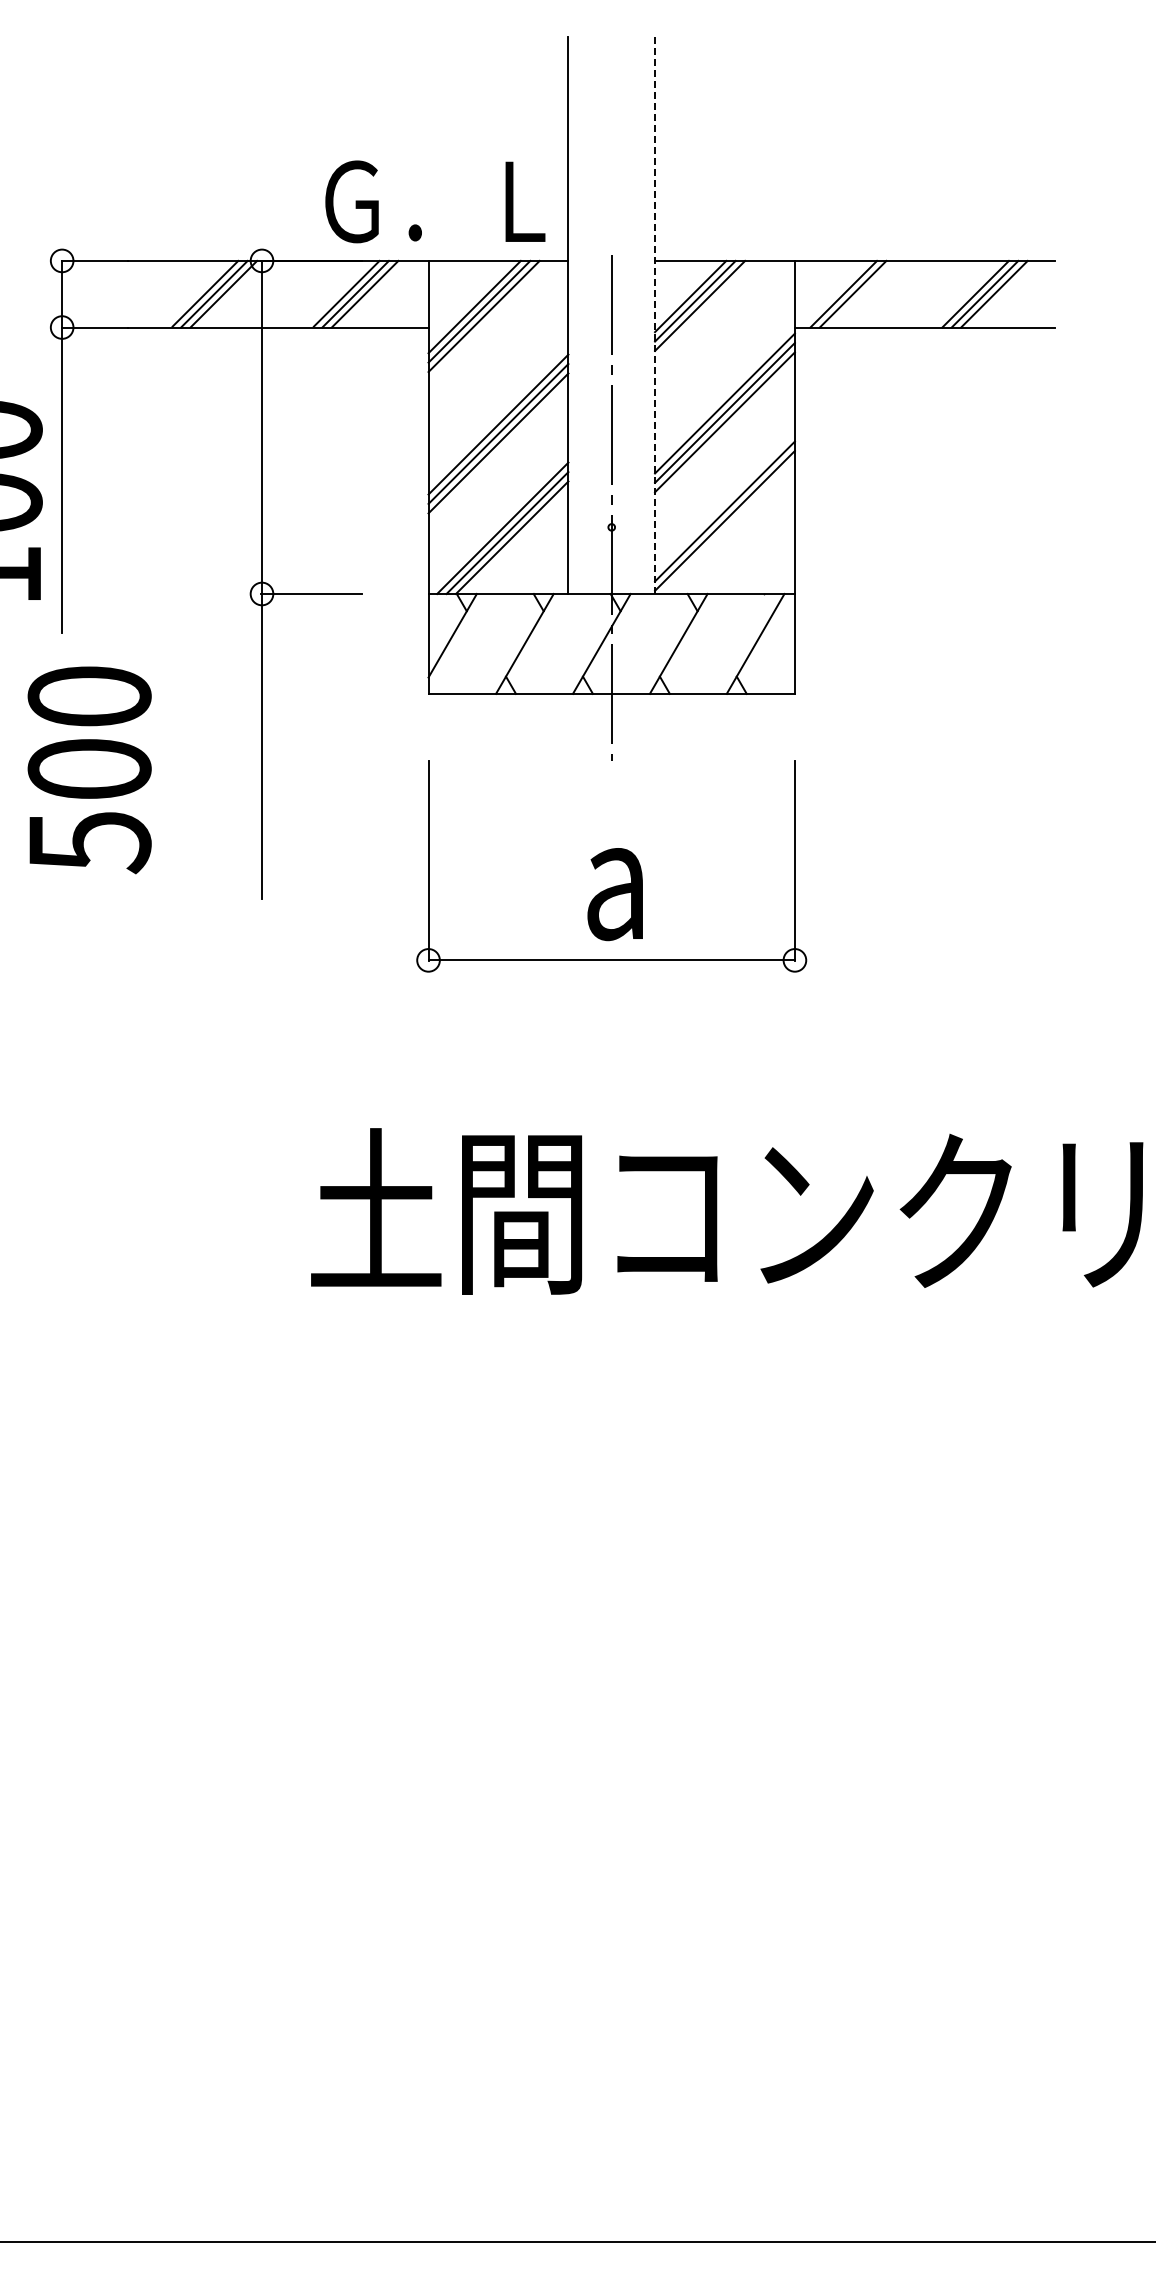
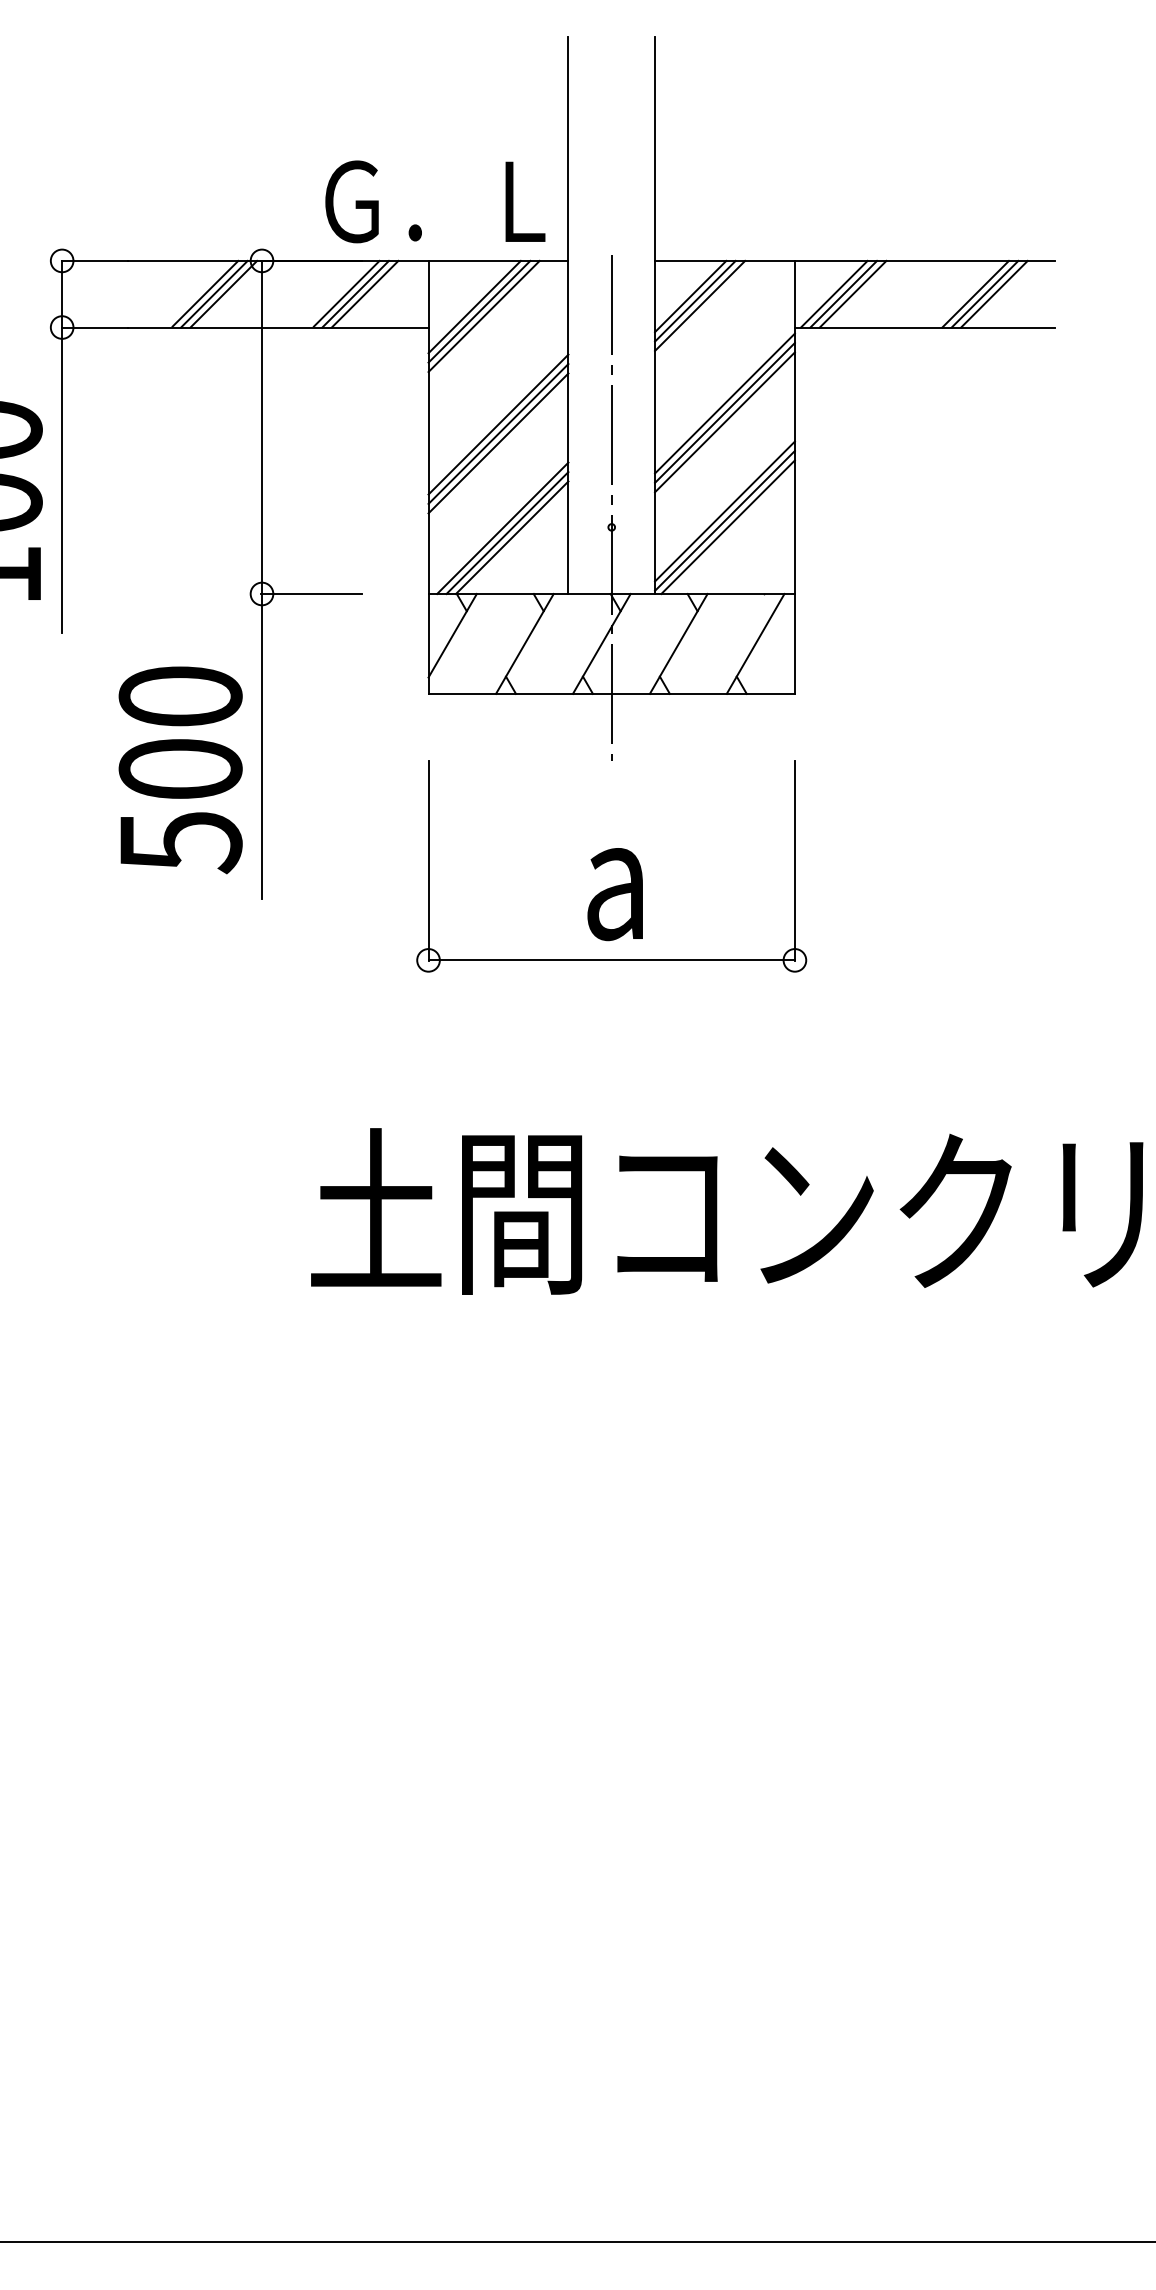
line: none -> present (833, 293)
line: dashed -> solid (655, 315)
line: none -> present (727, 527)
text position: (89, 770) -> (180, 770) (180, 770)
